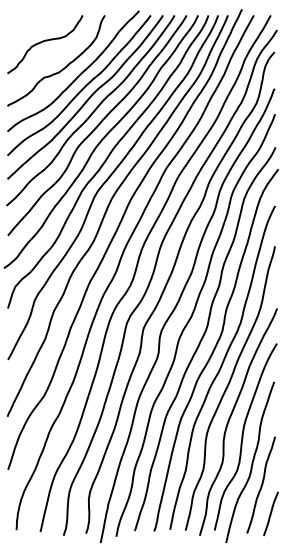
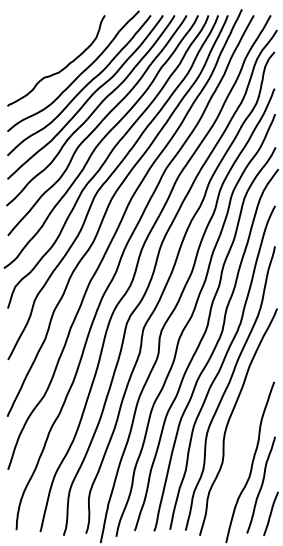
curve: present -> none (43, 42)
curve: present -> none (243, 436)
